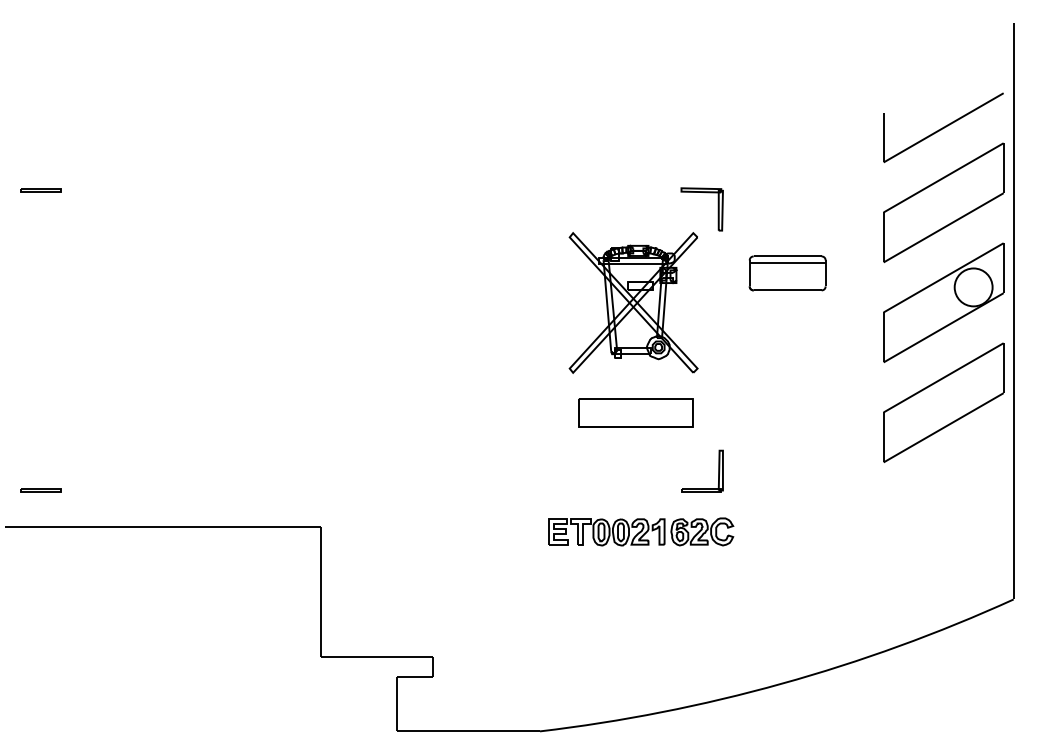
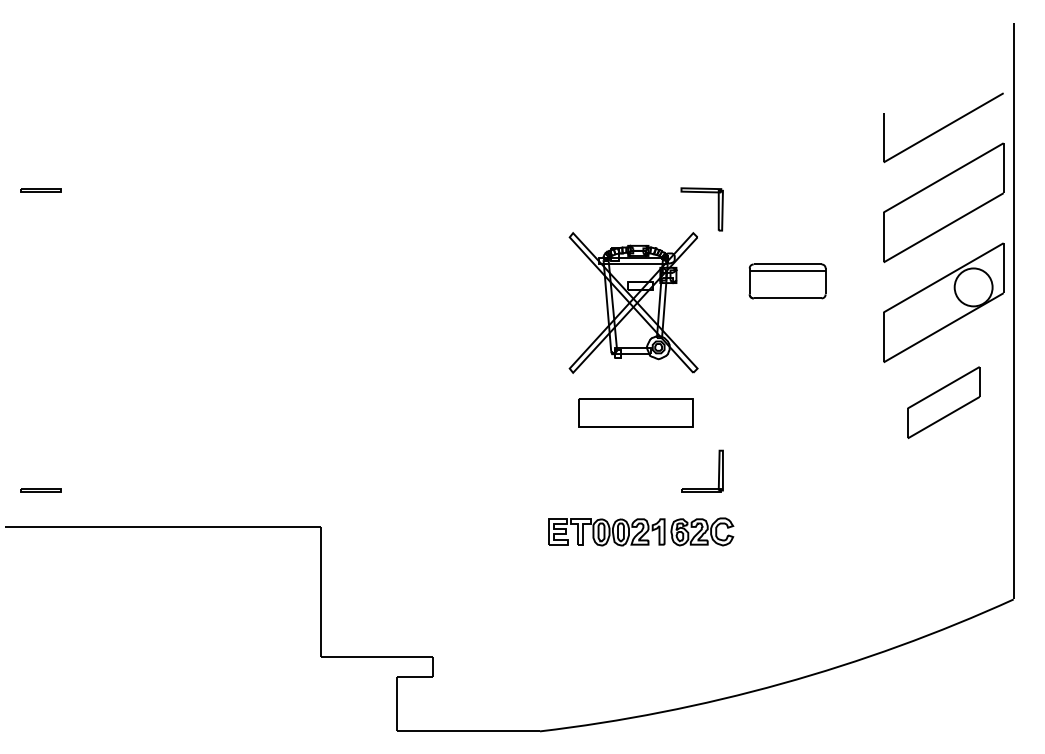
part position: (787, 273) -> (787, 281) (787, 281)
part size: 122x121 px -> 74x73 px (943, 402)
